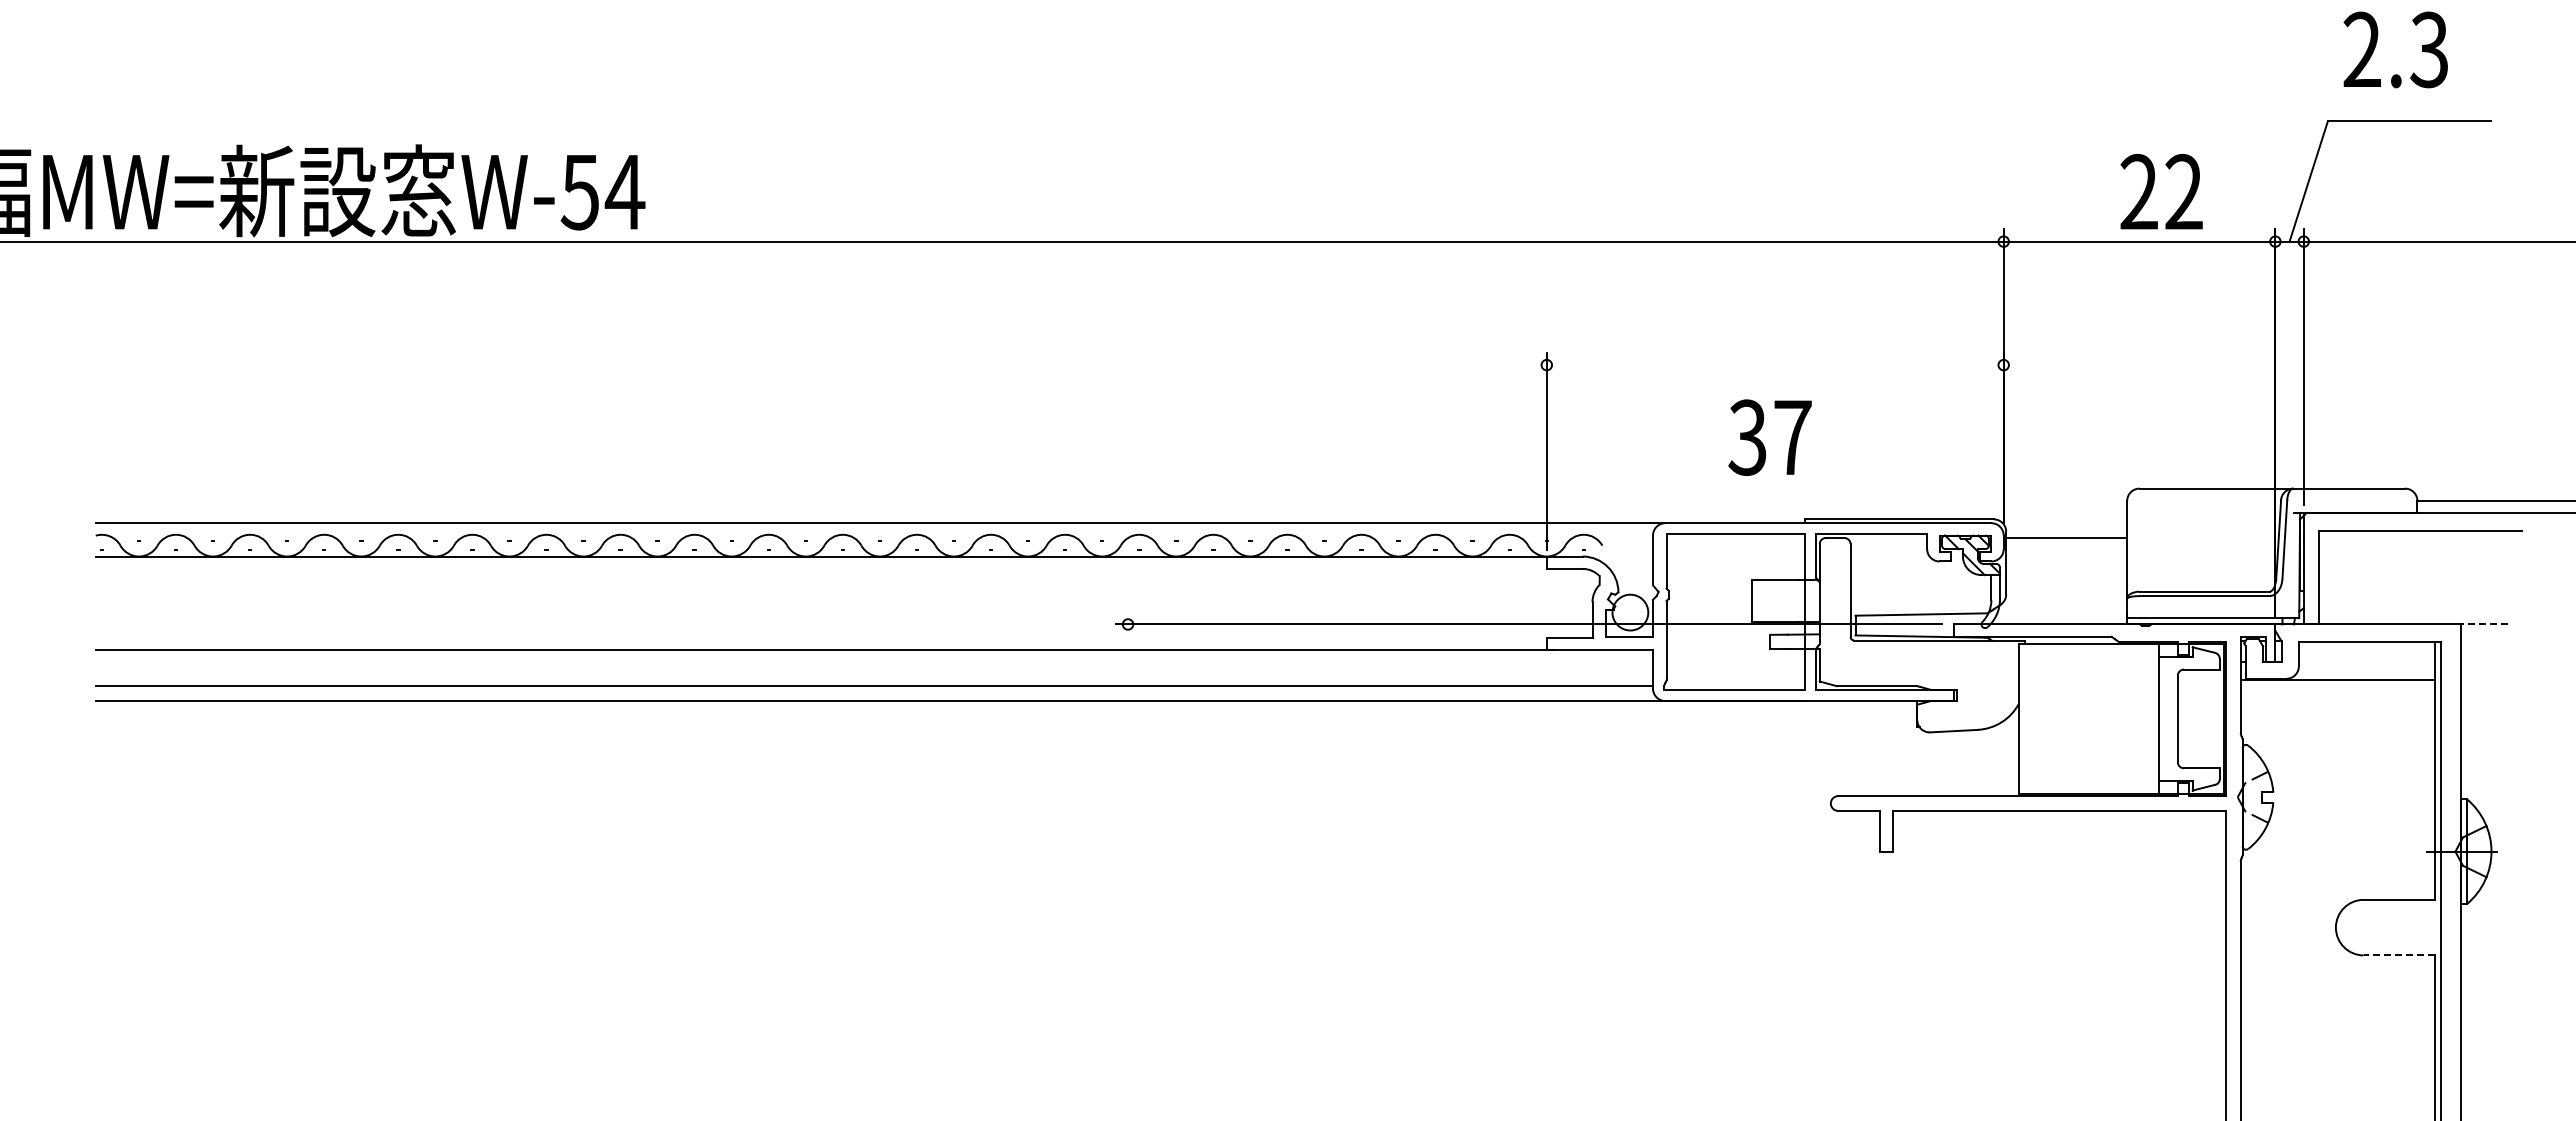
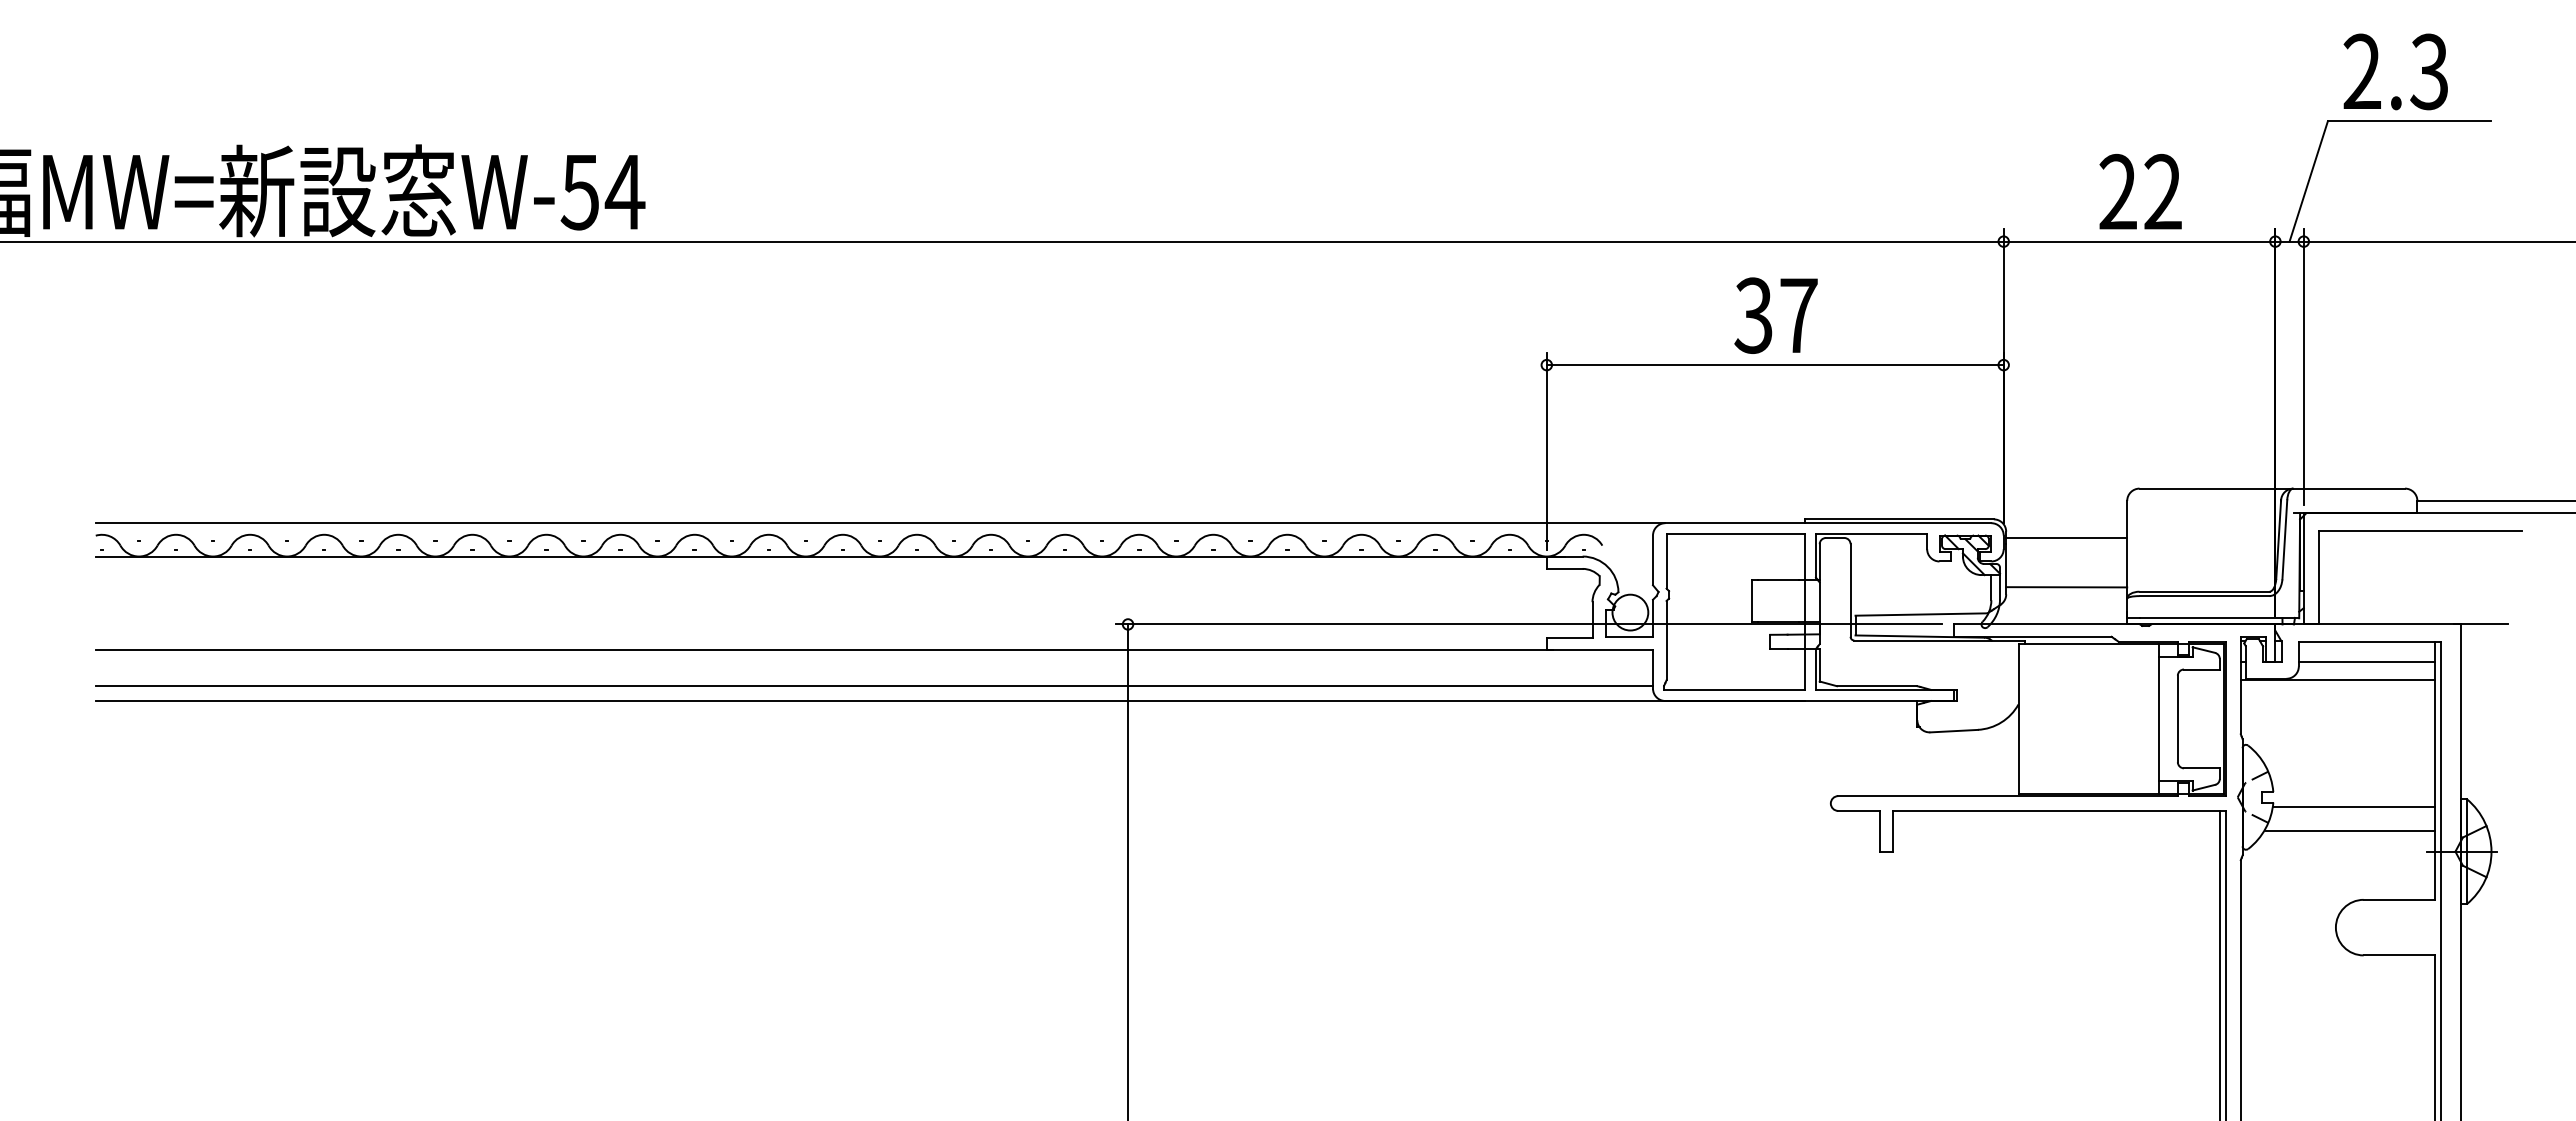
text position: (2395, 49) -> (2395, 71) (2395, 71)
text position: (2161, 191) -> (2140, 191) (2140, 191)
line: none -> present (1774, 365)
text position: (1769, 437) -> (1775, 315) (1775, 315)
line: none -> present (2066, 587)
line: dashed -> solid (2481, 624)
line: none -> present (2366, 661)
line: none -> present (2353, 807)
line: none -> present (2349, 831)
line: none -> present (1128, 870)
line: dashed -> solid (2399, 955)
line: none -> present (2219, 963)
